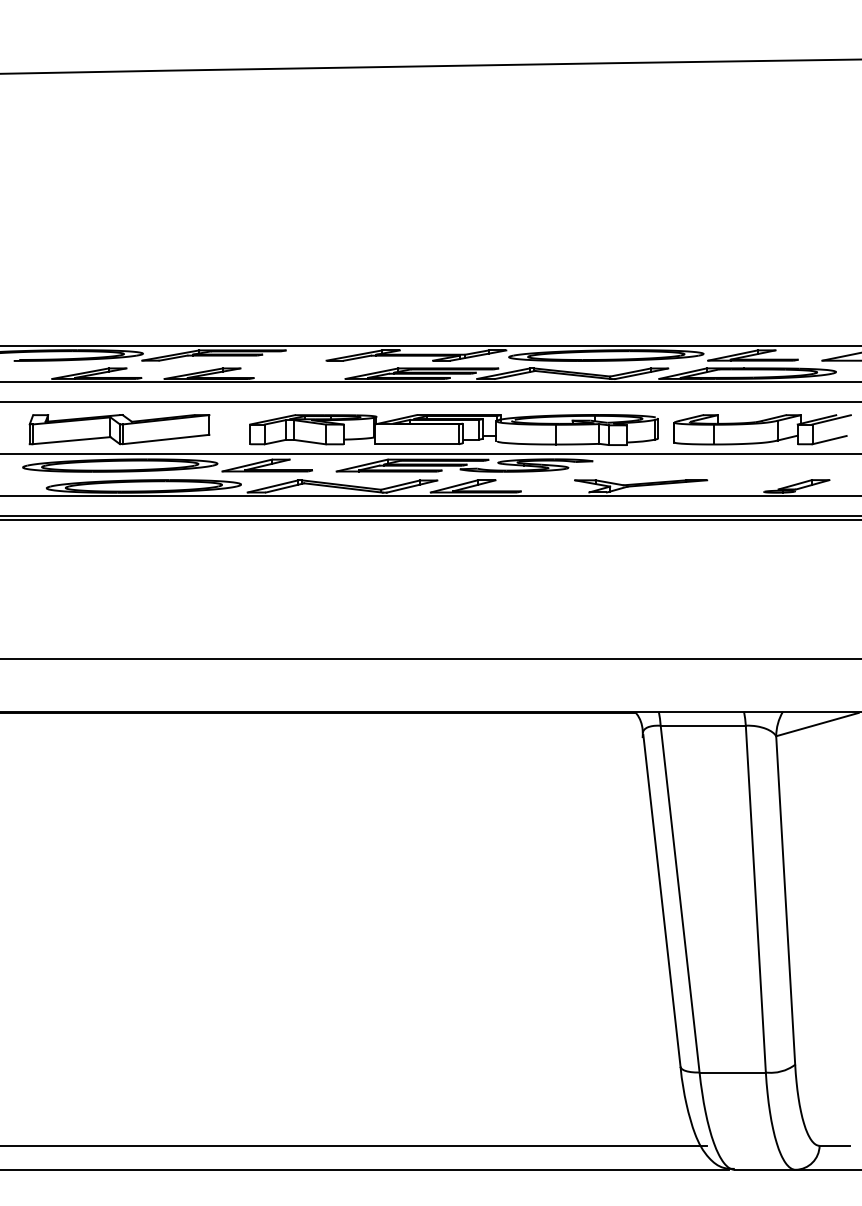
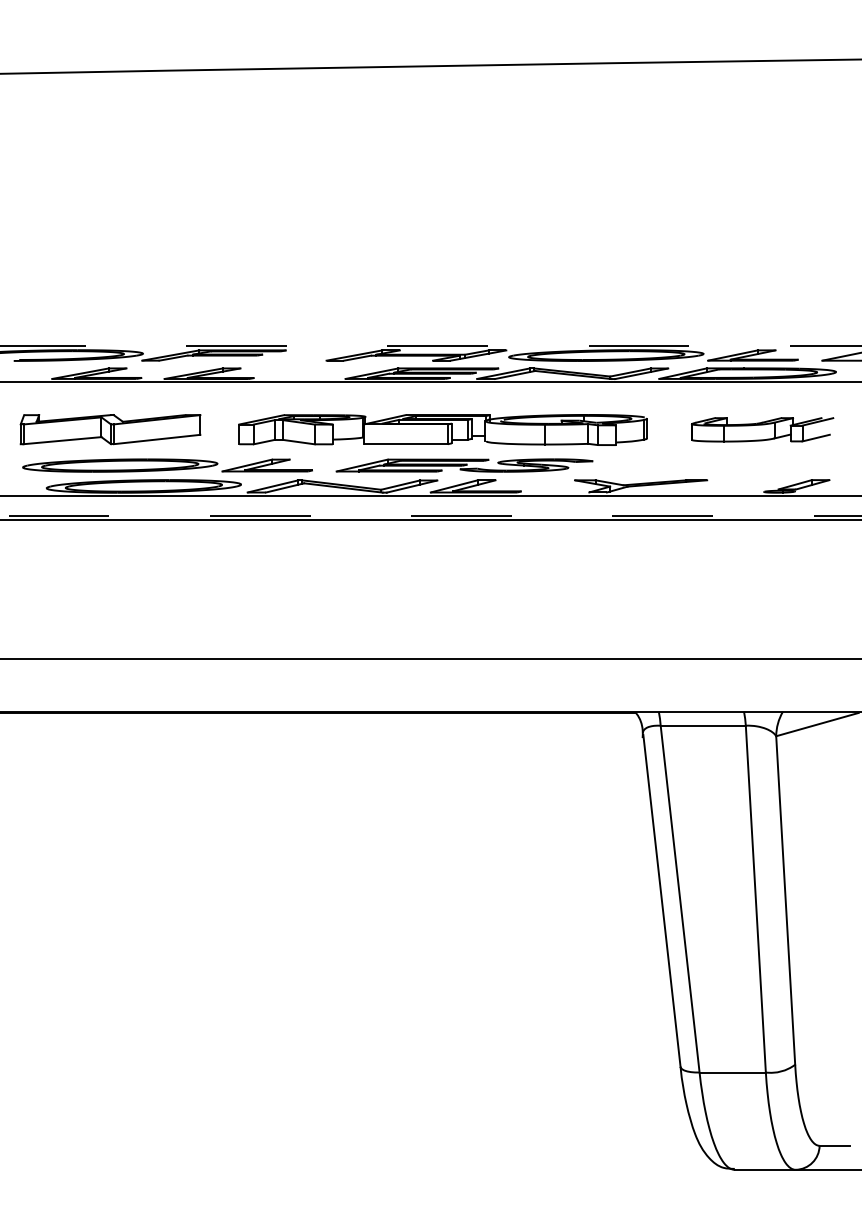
line: solid -> dashed (430, 345)
line: present -> none (430, 401)
part position: (119, 429) -> (110, 429) (110, 429)
part position: (453, 429) -> (442, 429) (442, 429)
part size: 179x32 px -> 144x26 px (762, 429)
line: present -> none (430, 454)
line: solid -> dashed (431, 515)
line: present -> none (354, 1145)
line: present -> none (365, 1169)
